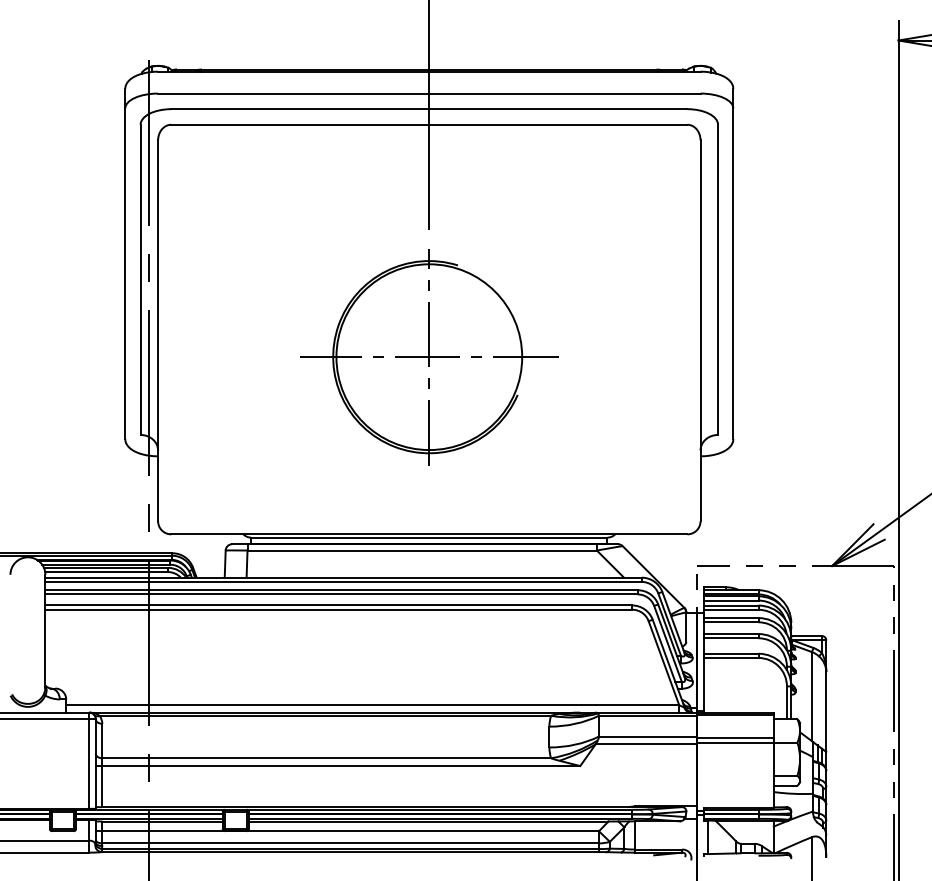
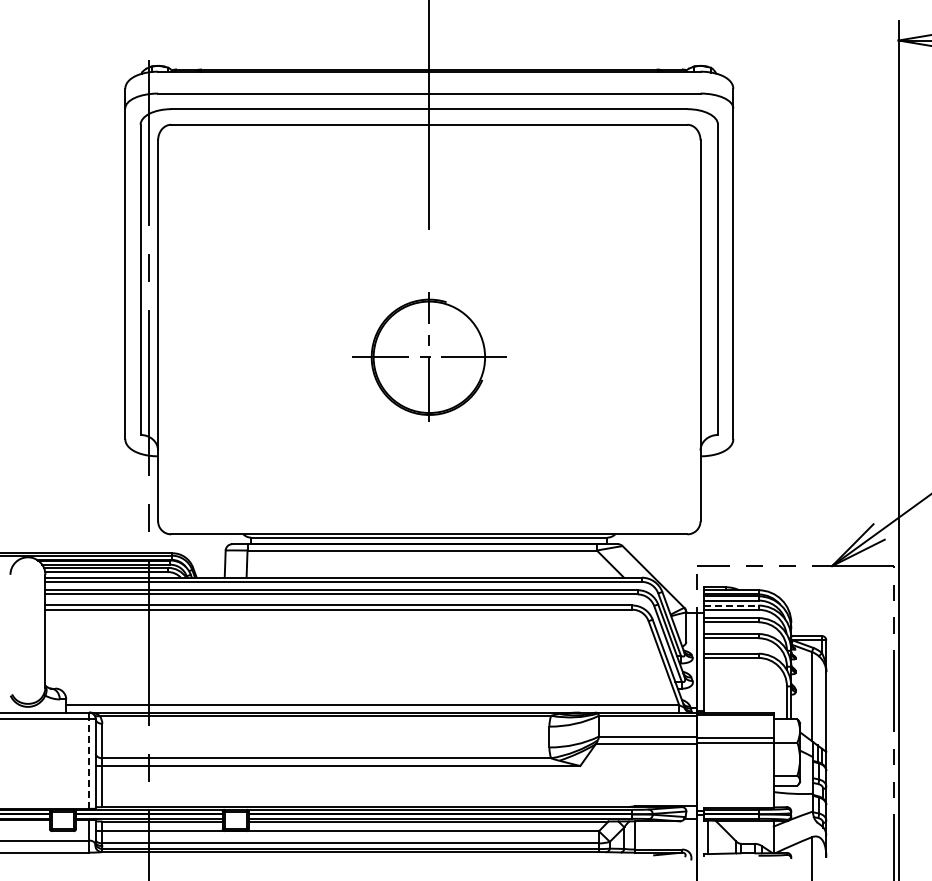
part size: 259x217 px -> 155x130 px (429, 356)
line: solid -> dashed (731, 605)
line: solid -> dashed (89, 764)
